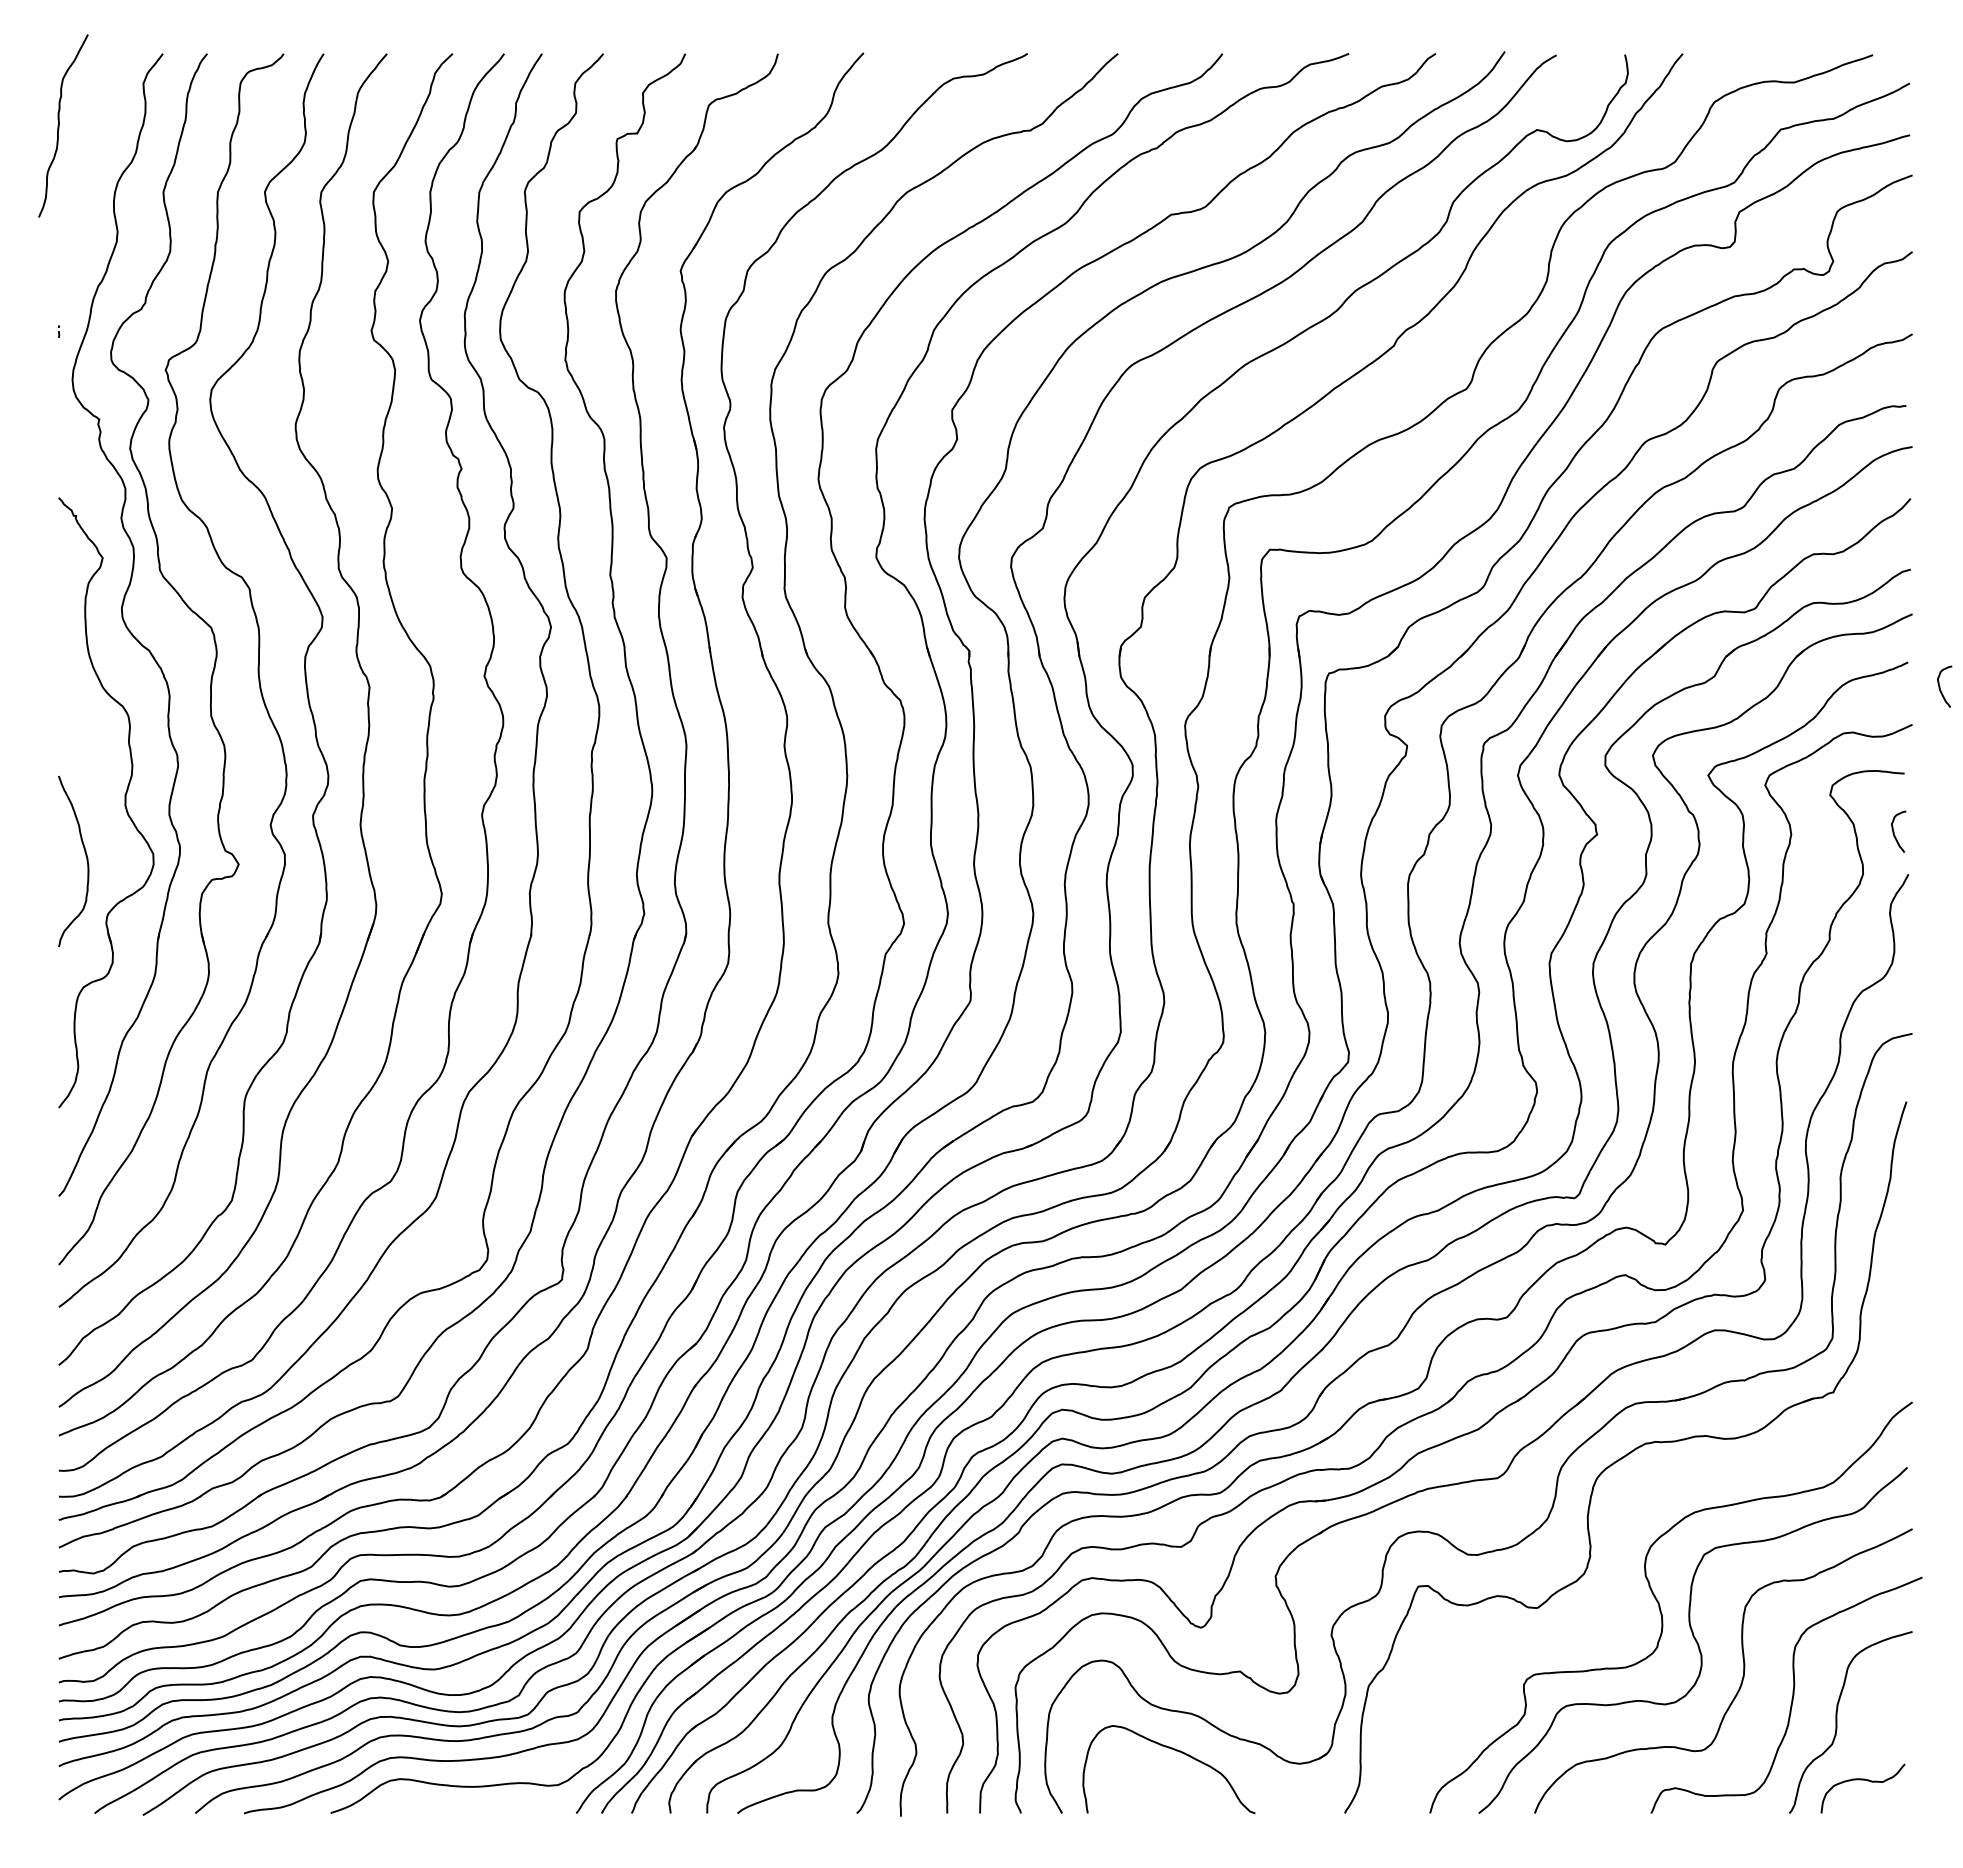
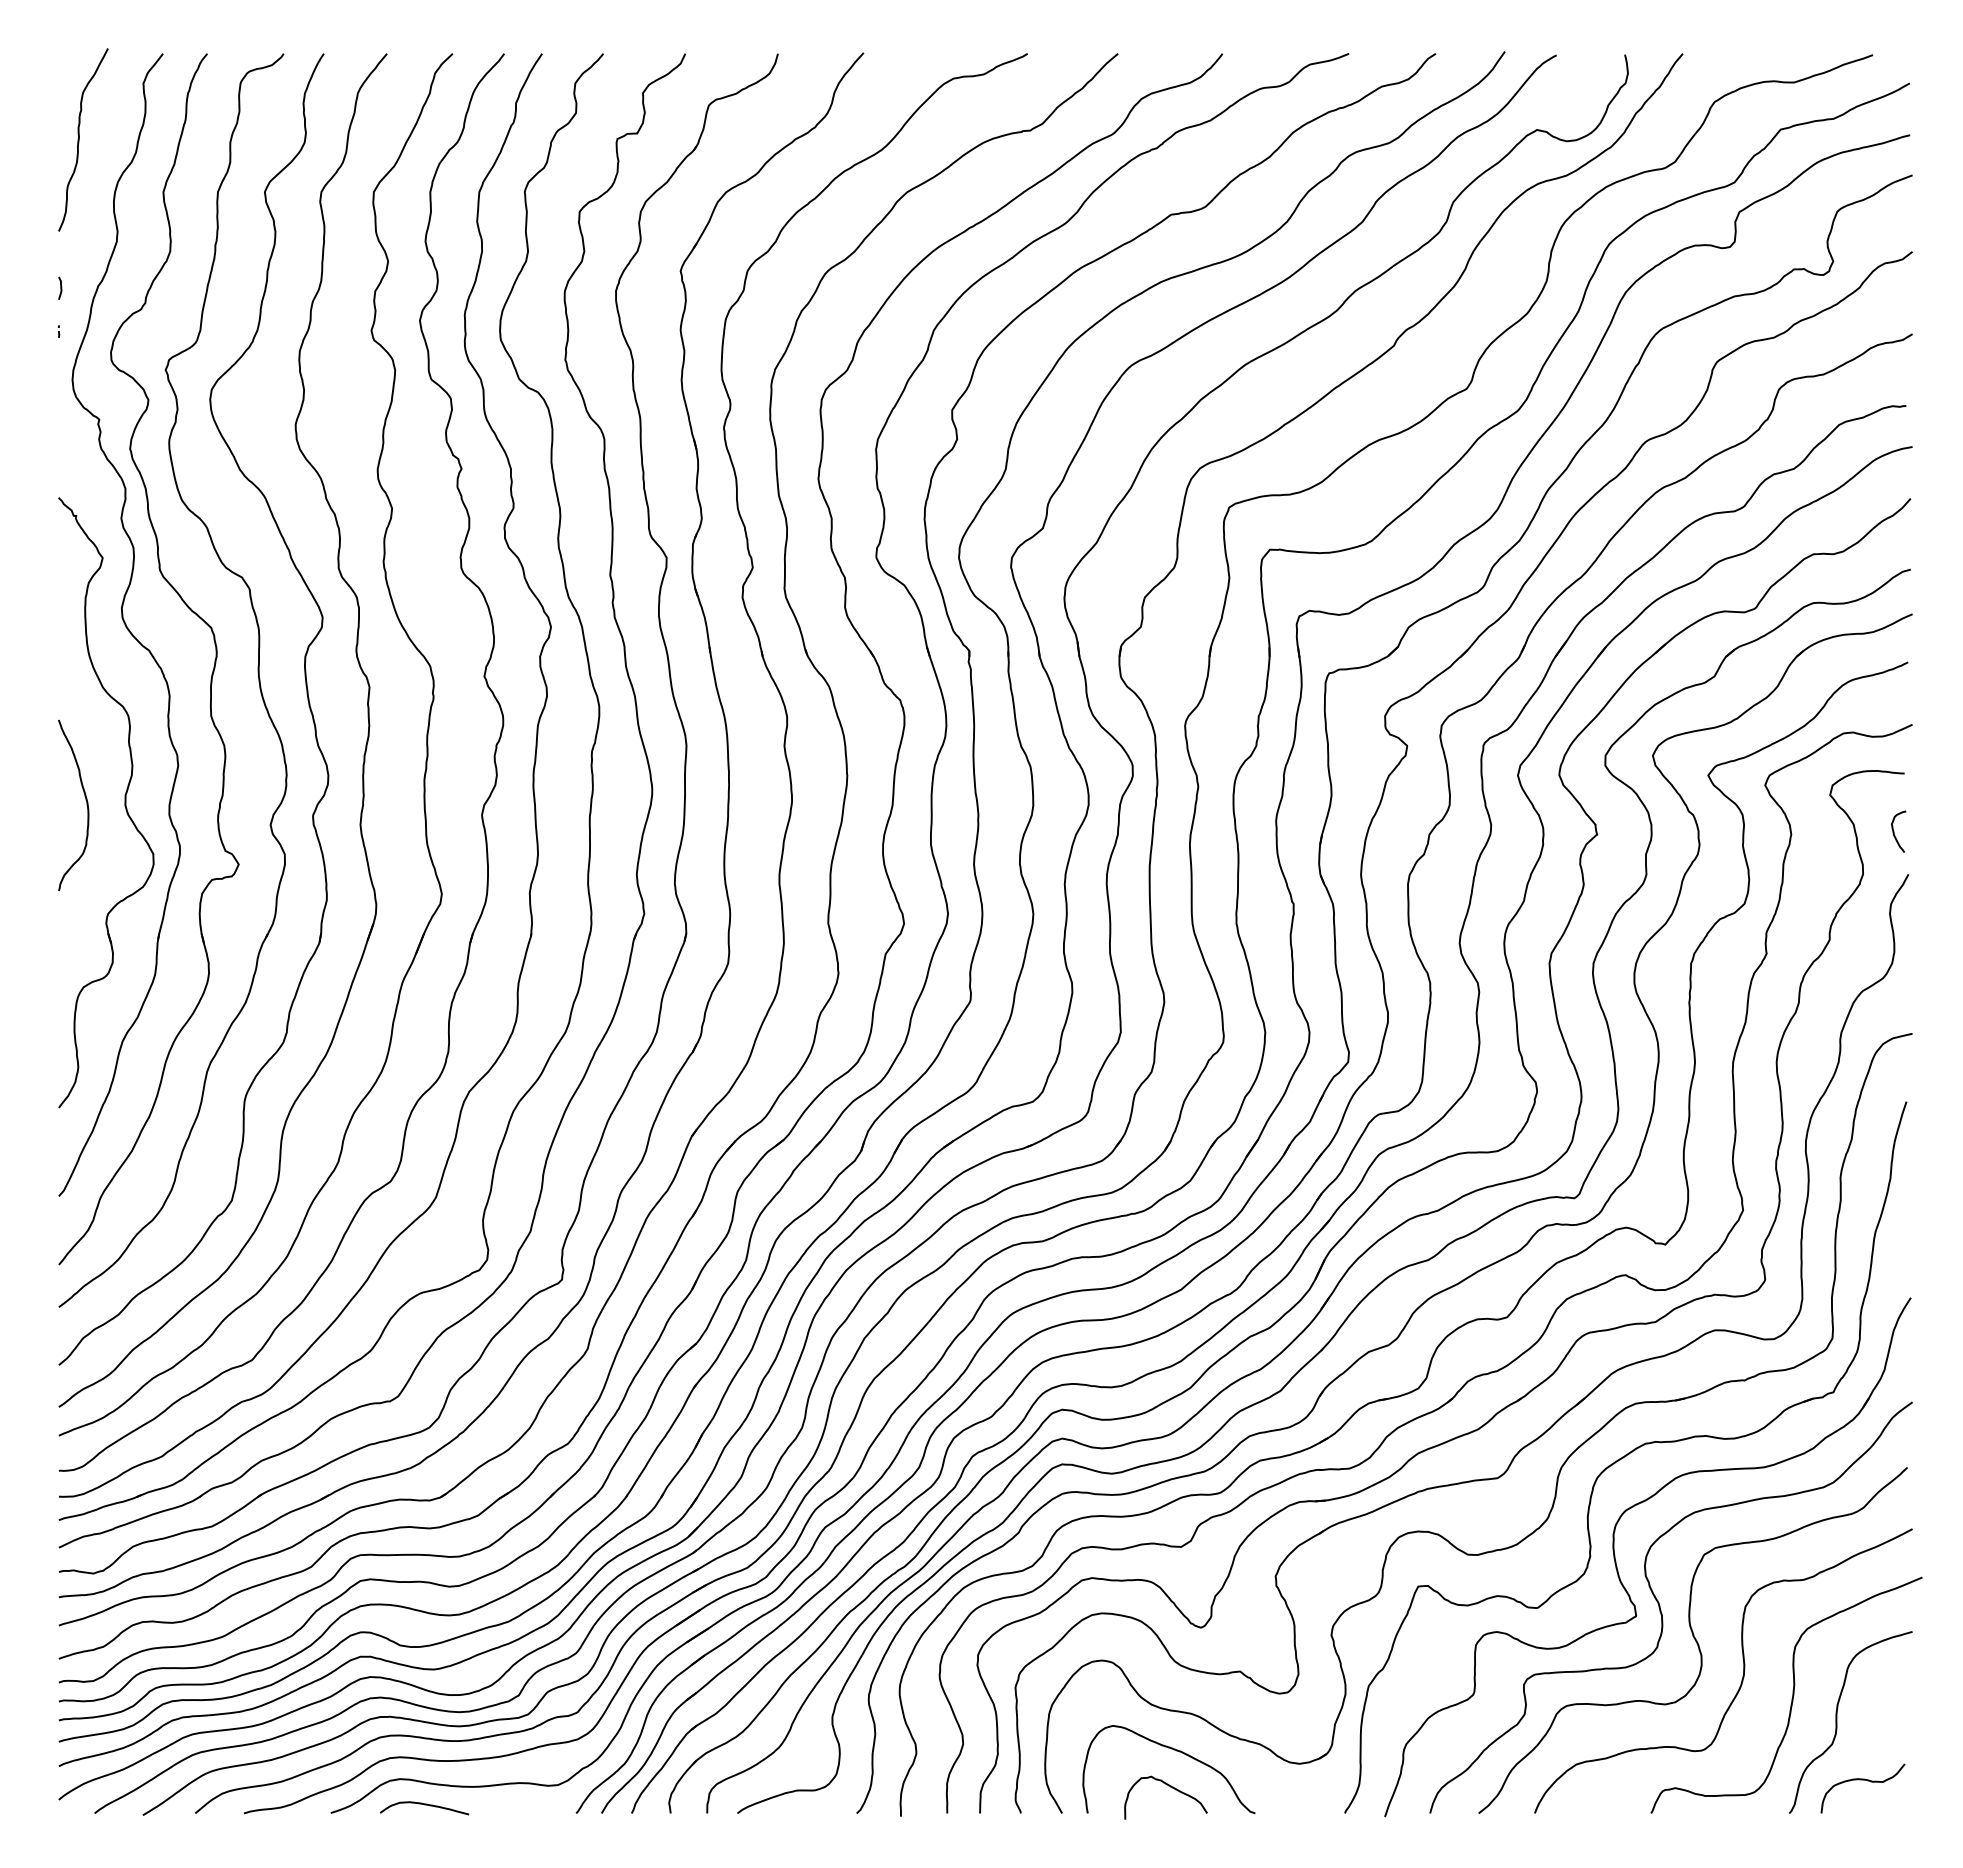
curve position: (59, 125) -> (79, 139) (79, 139)
curve: none -> present (60, 287)
curve: present -> none (1940, 686)
curve position: (85, 856) -> (85, 800) (85, 800)
part: none -> present (1616, 1561)
curve: none -> present (1170, 1787)
curve: none -> present (424, 1805)
